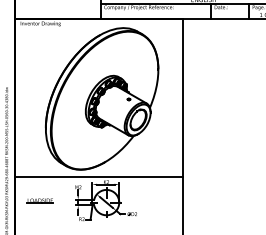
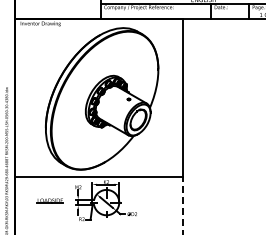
part position: (39, 200) -> (49, 200) (49, 200)
line: solid -> dashed (182, 205)
